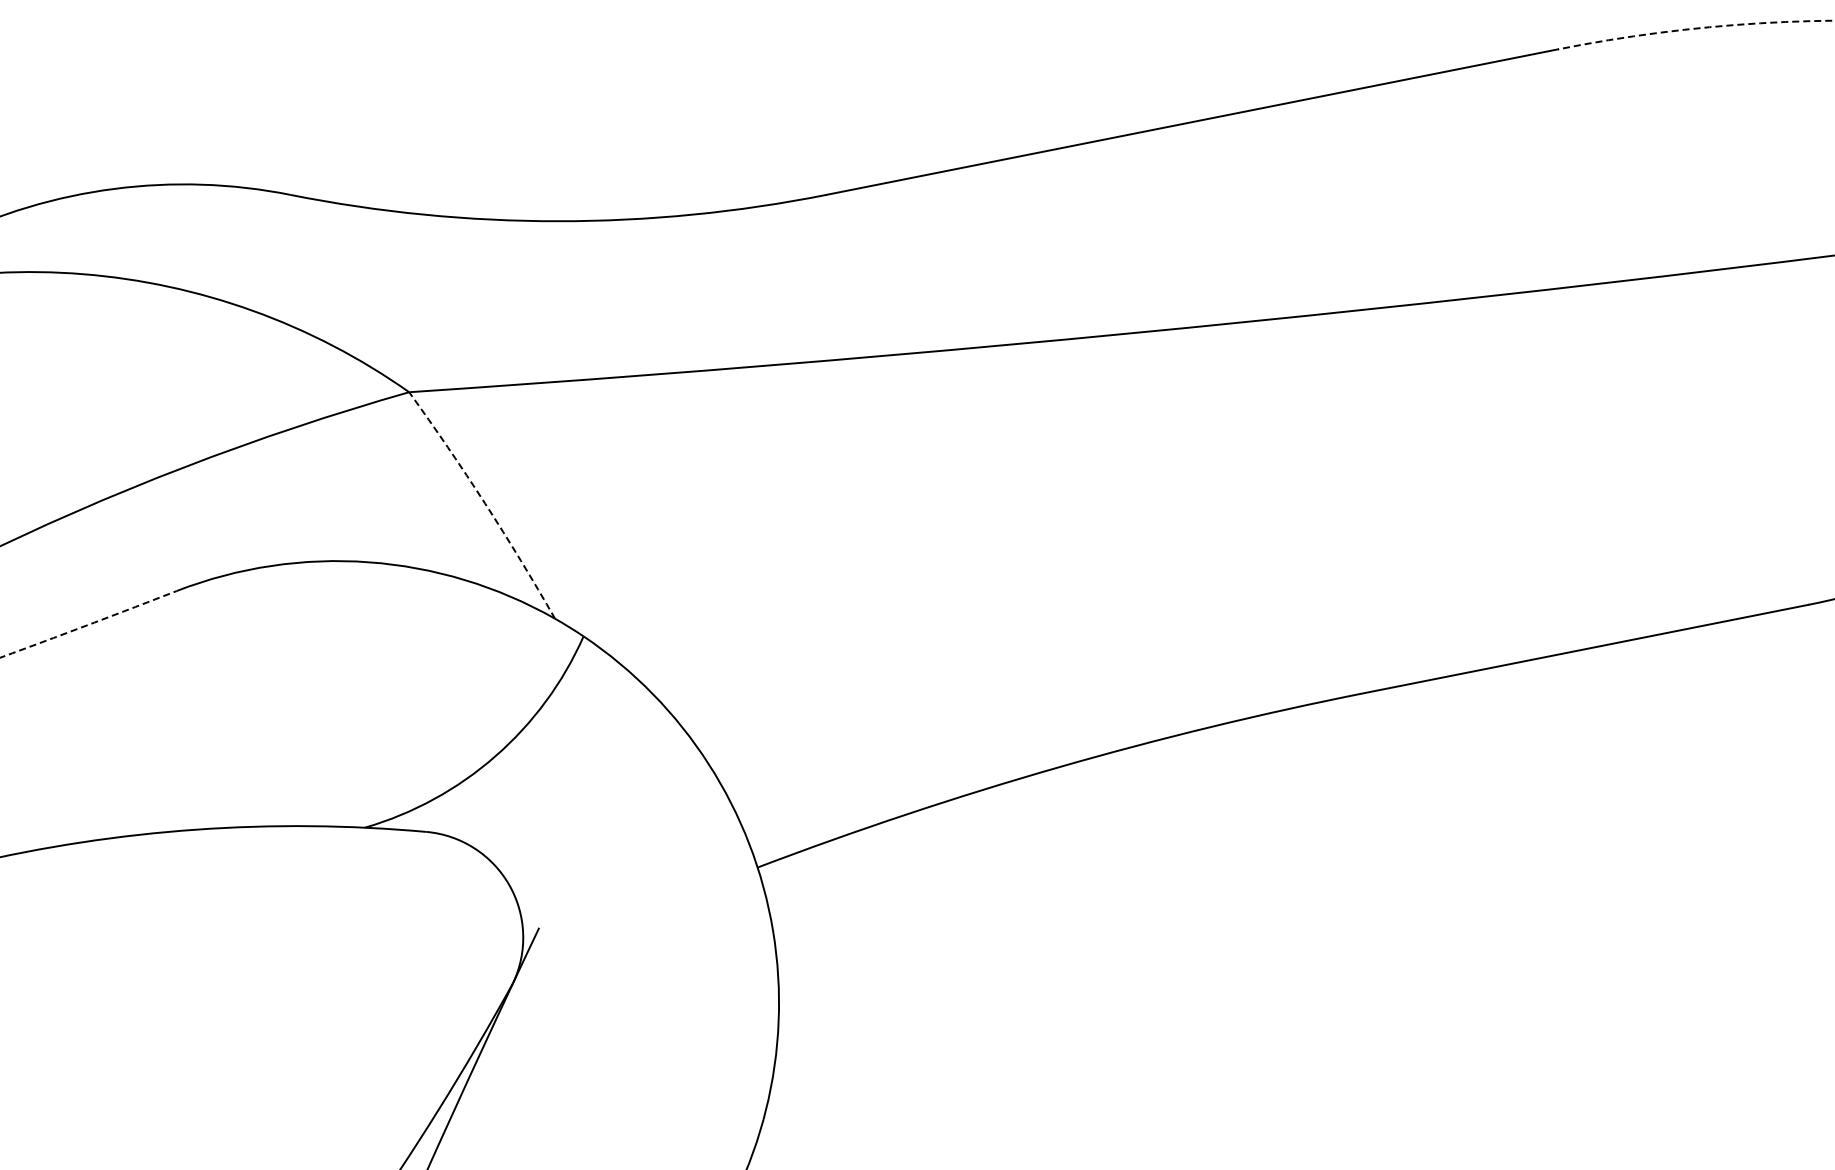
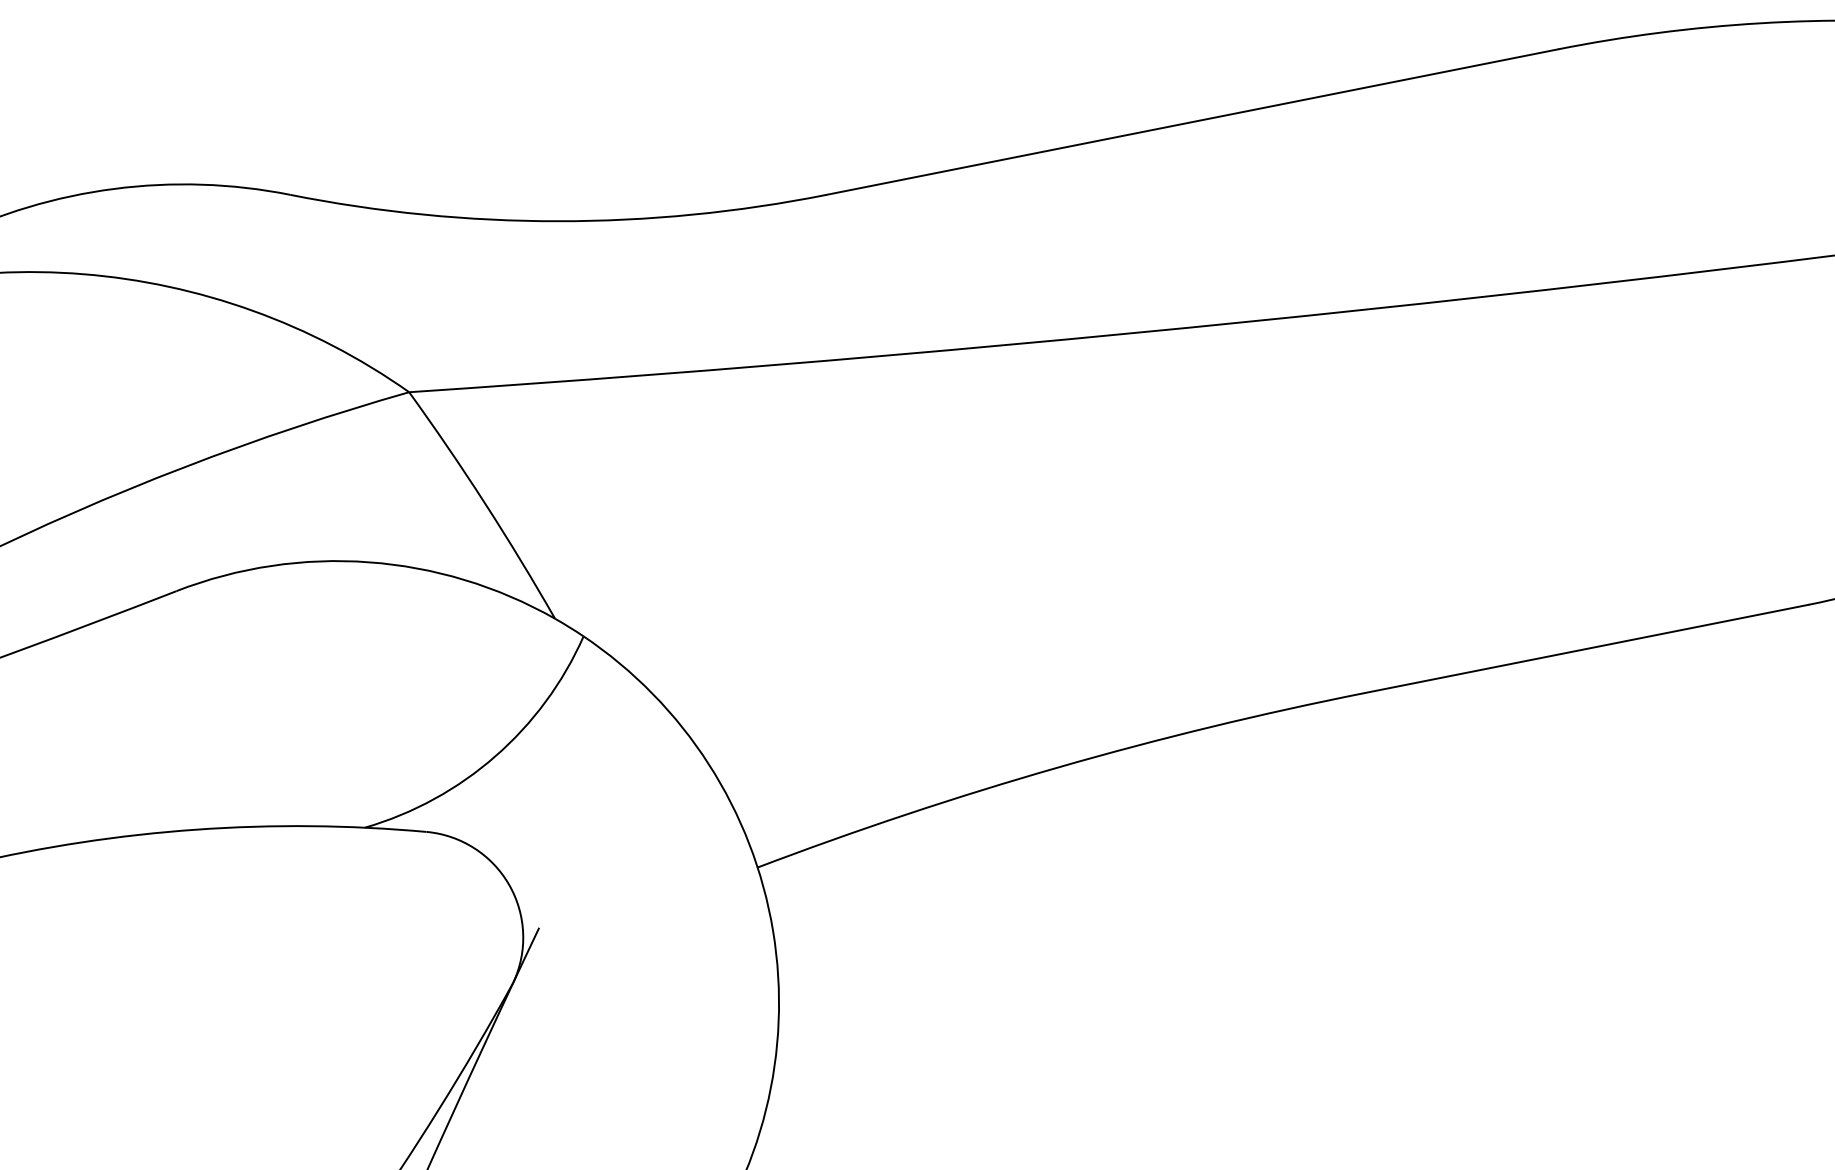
arc: dashed -> solid (1694, 28)
arc: dashed -> solid (485, 503)
arc: dashed -> solid (88, 624)
